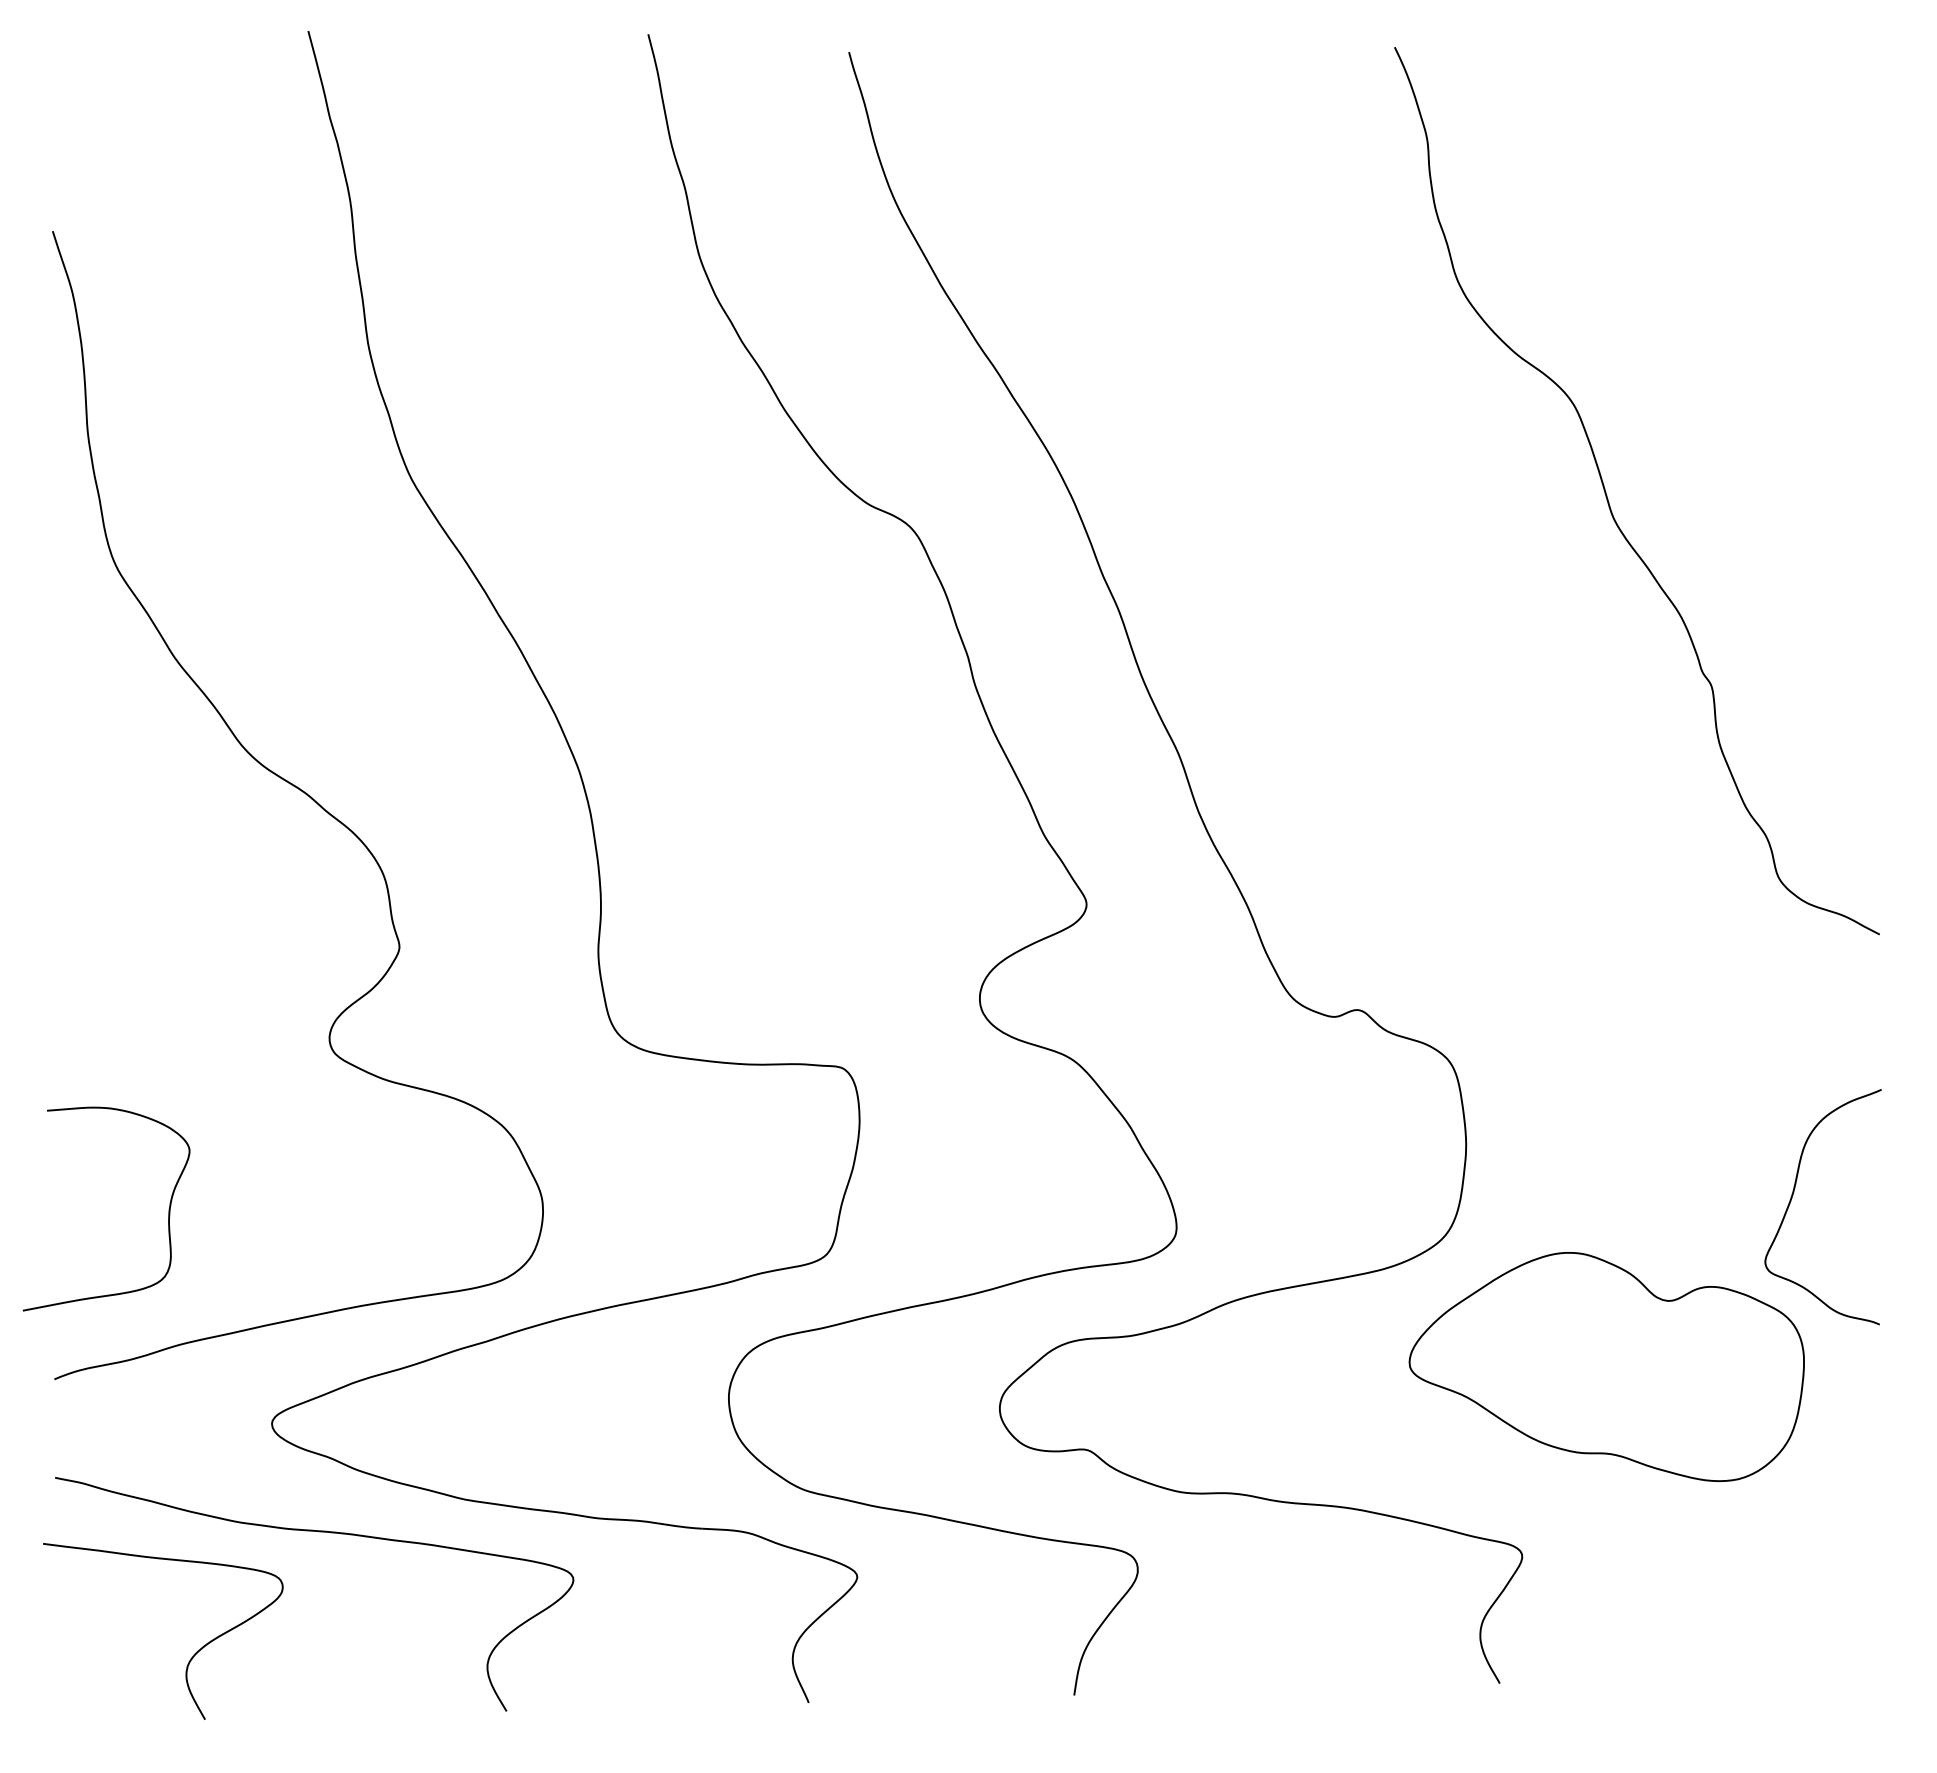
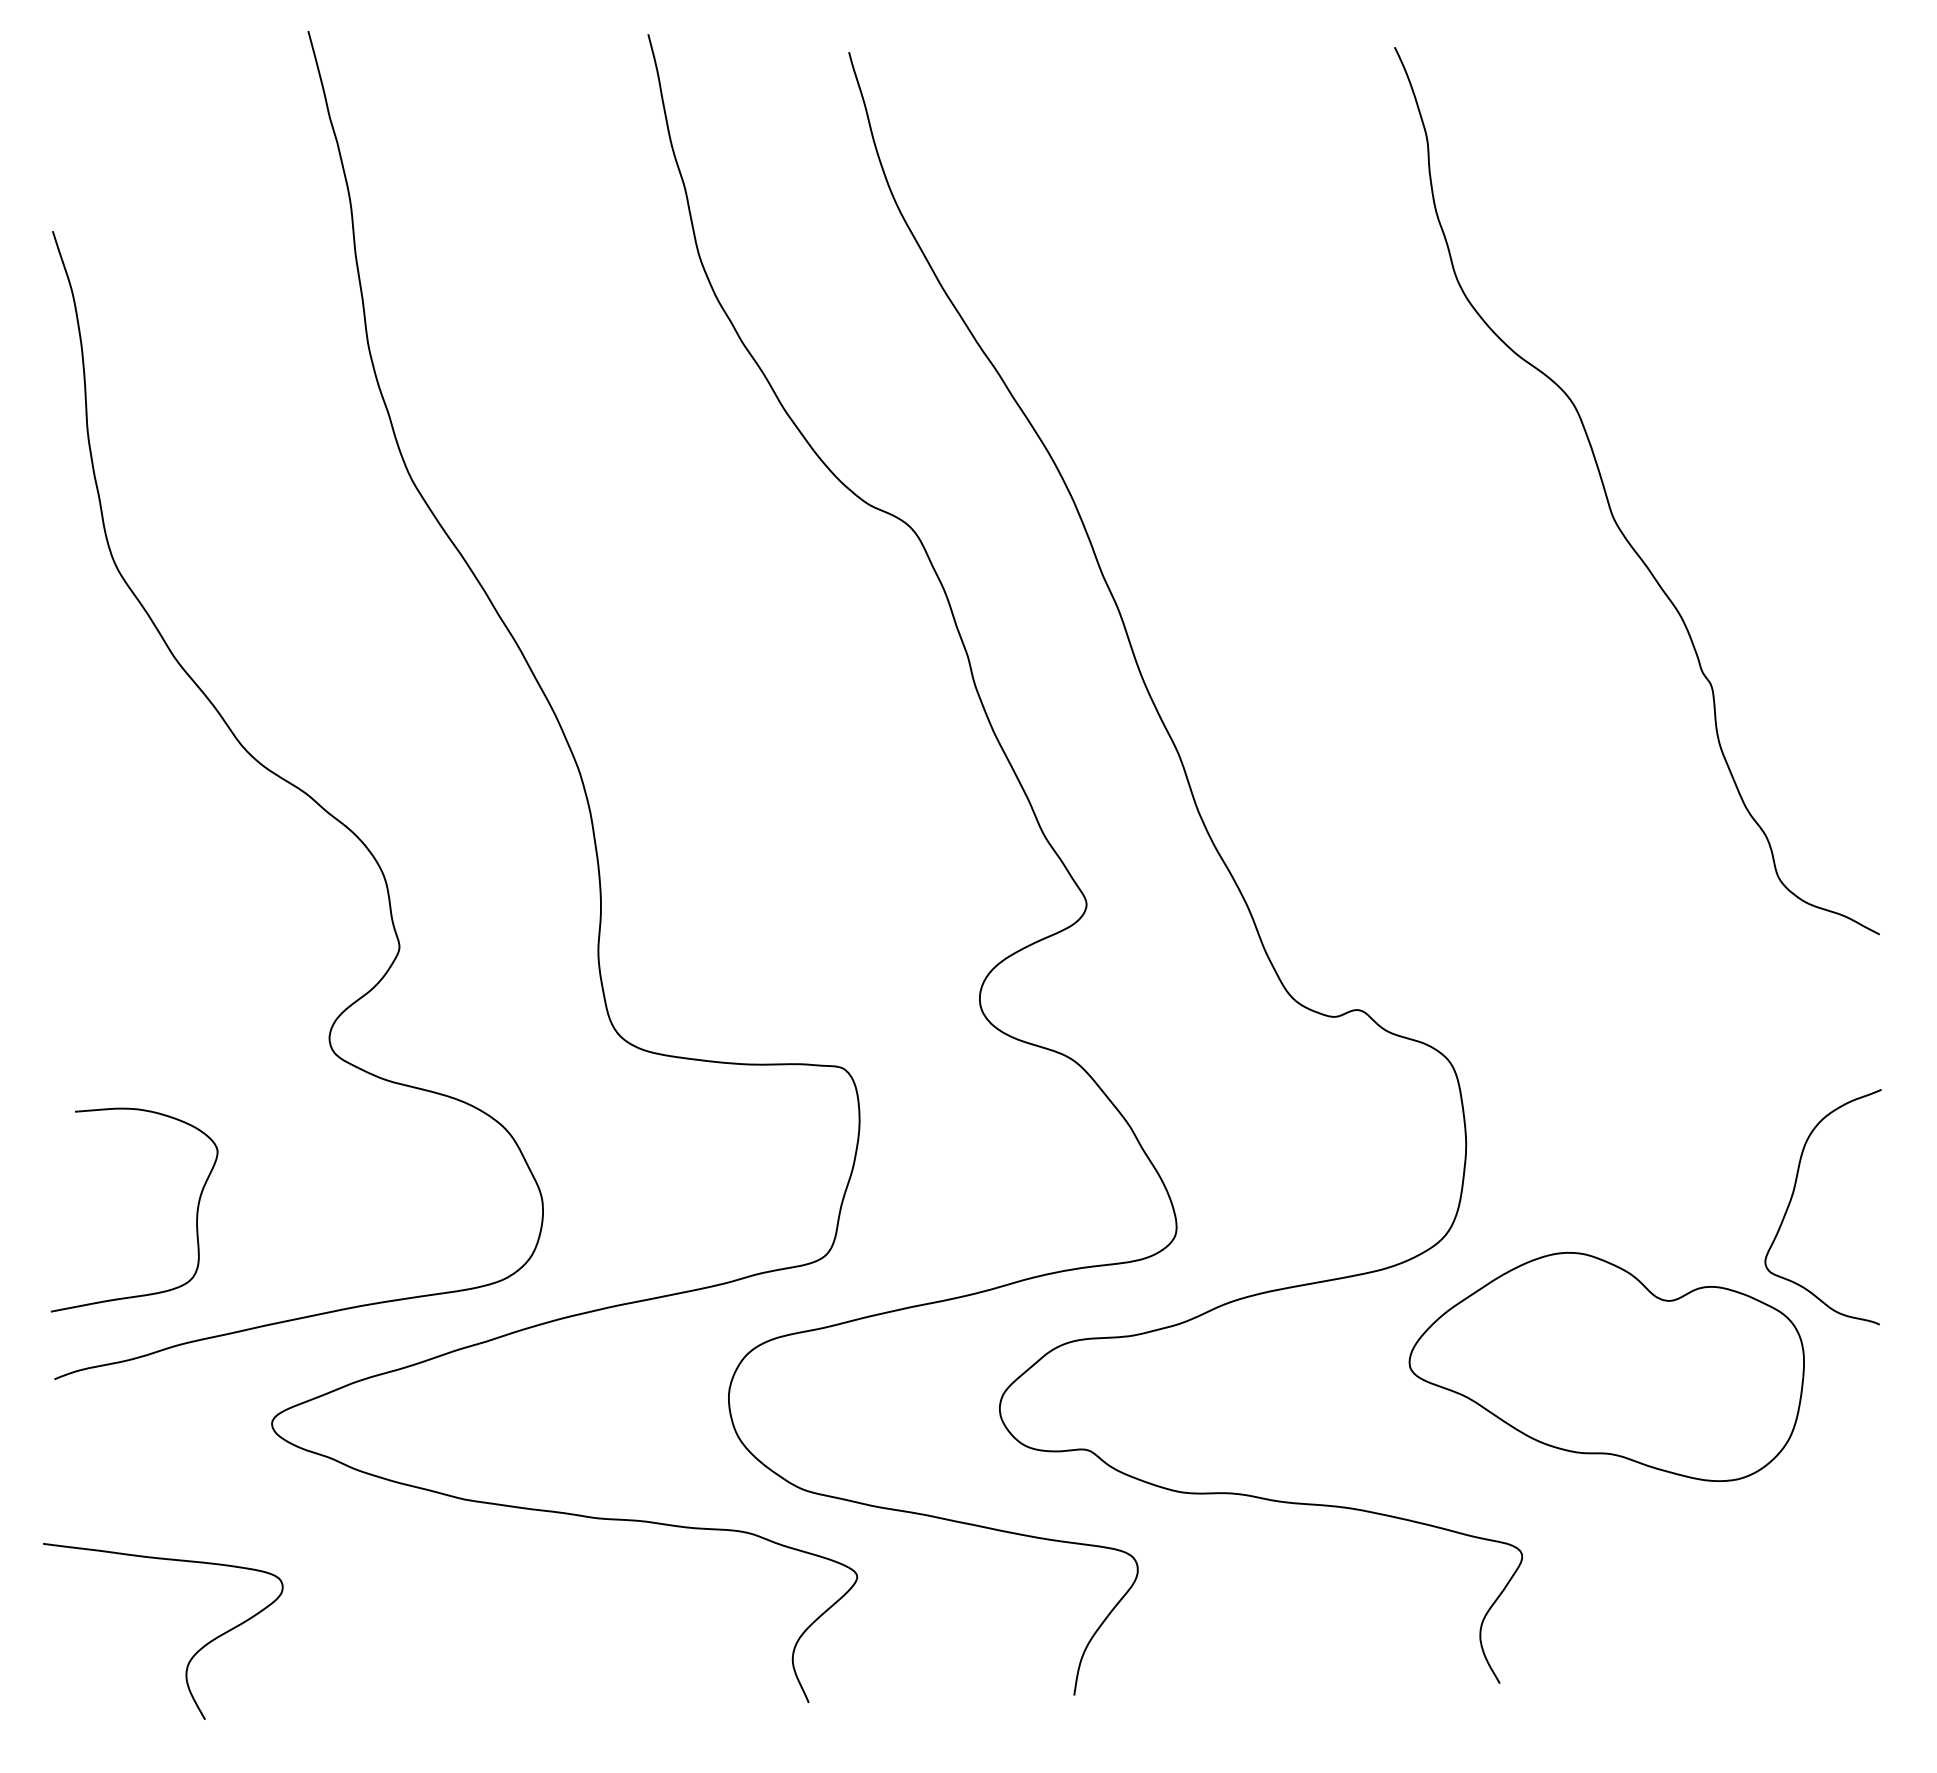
curve position: (168, 1209) -> (196, 1210) (196, 1210)
curve: present -> none (318, 1532)
